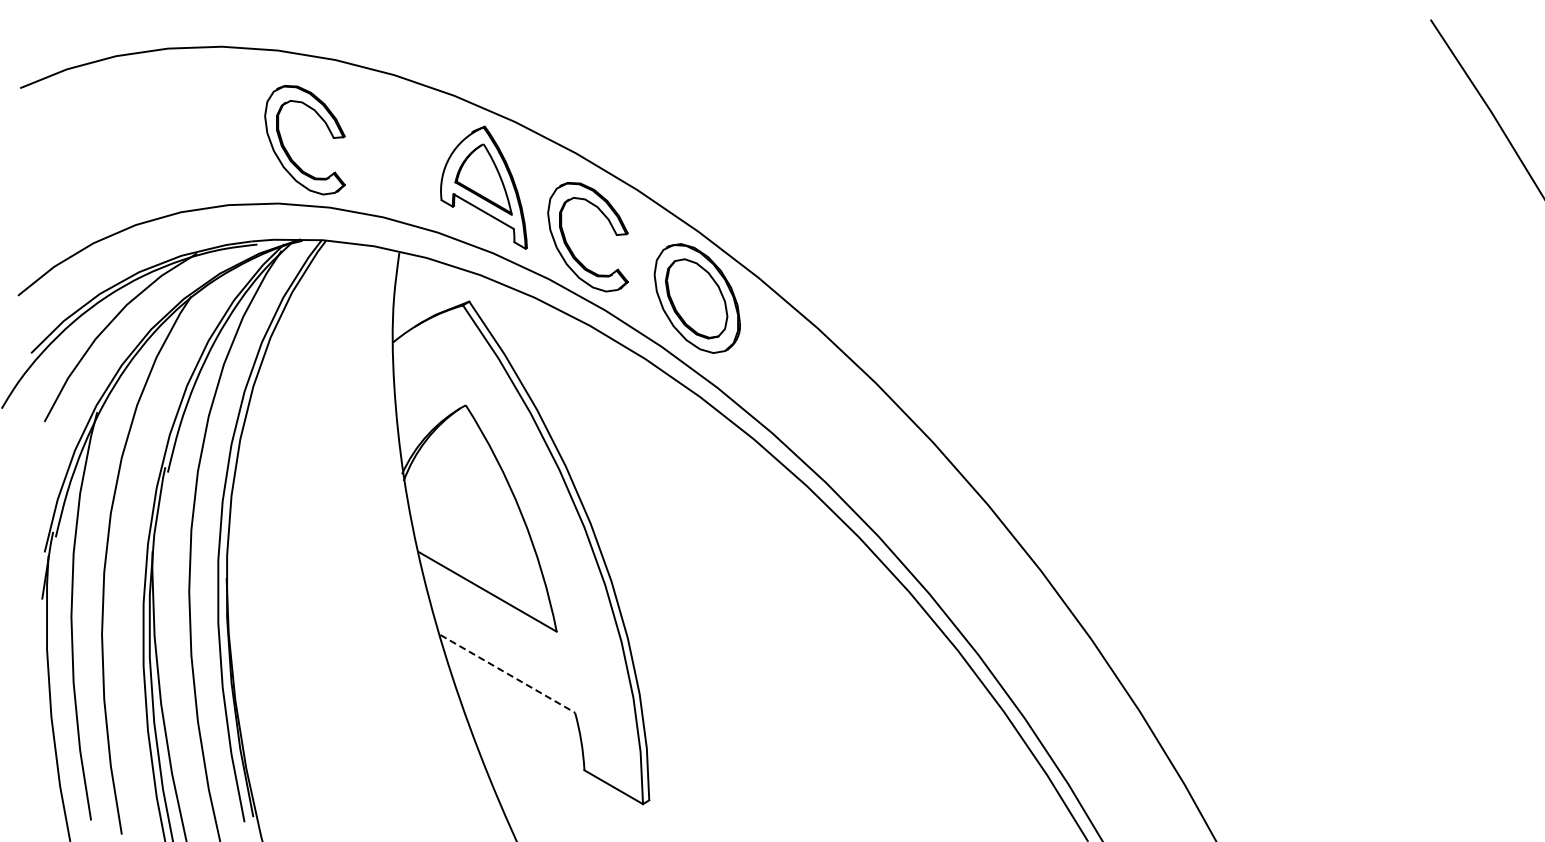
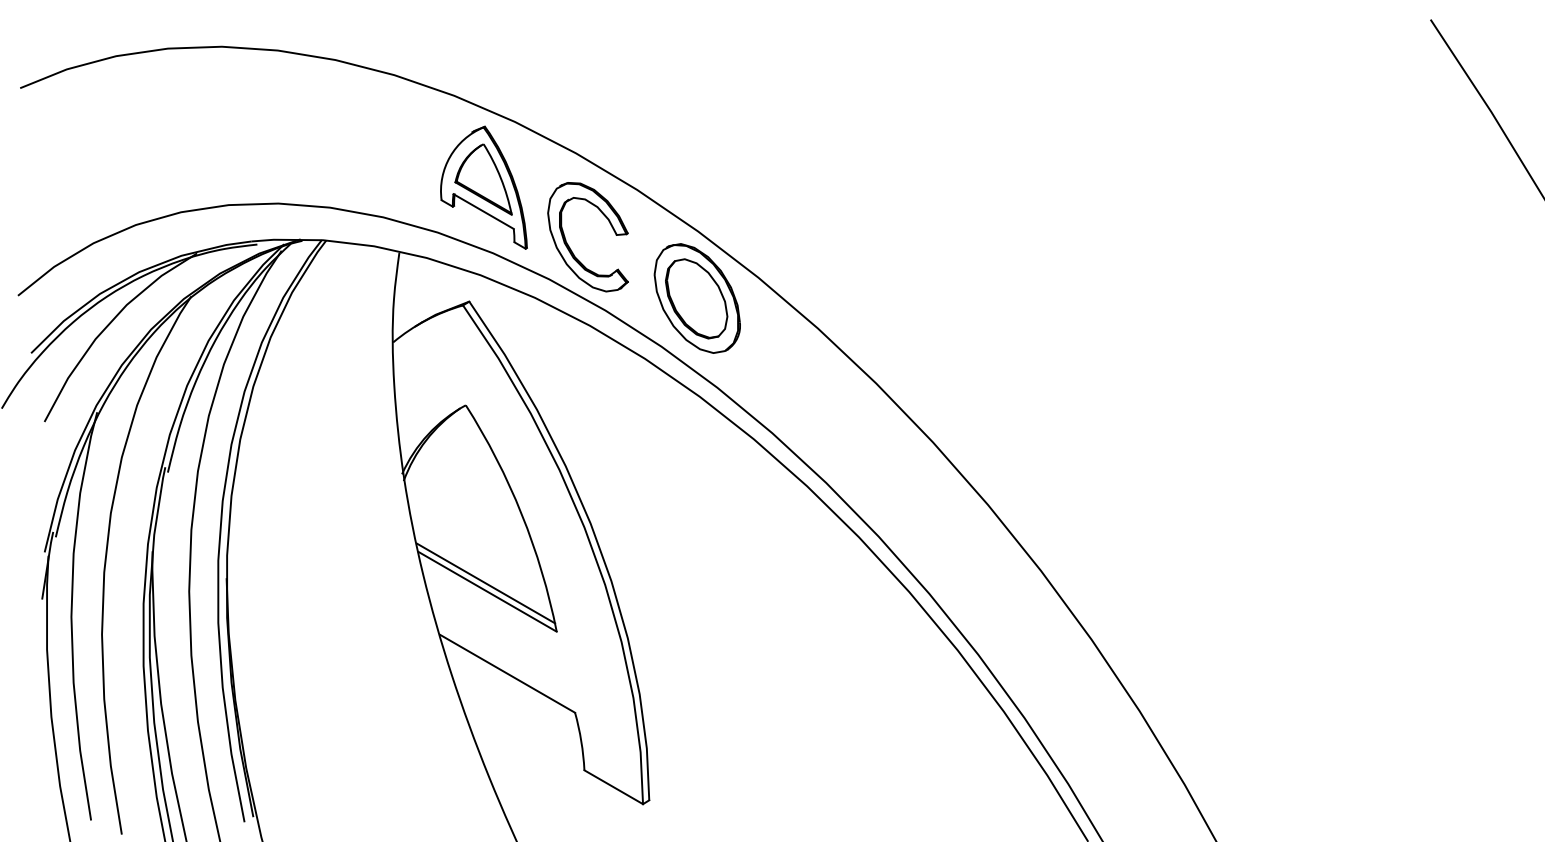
part: present -> none (287, 150)
line: none -> present (486, 583)
line: dashed -> solid (507, 673)
